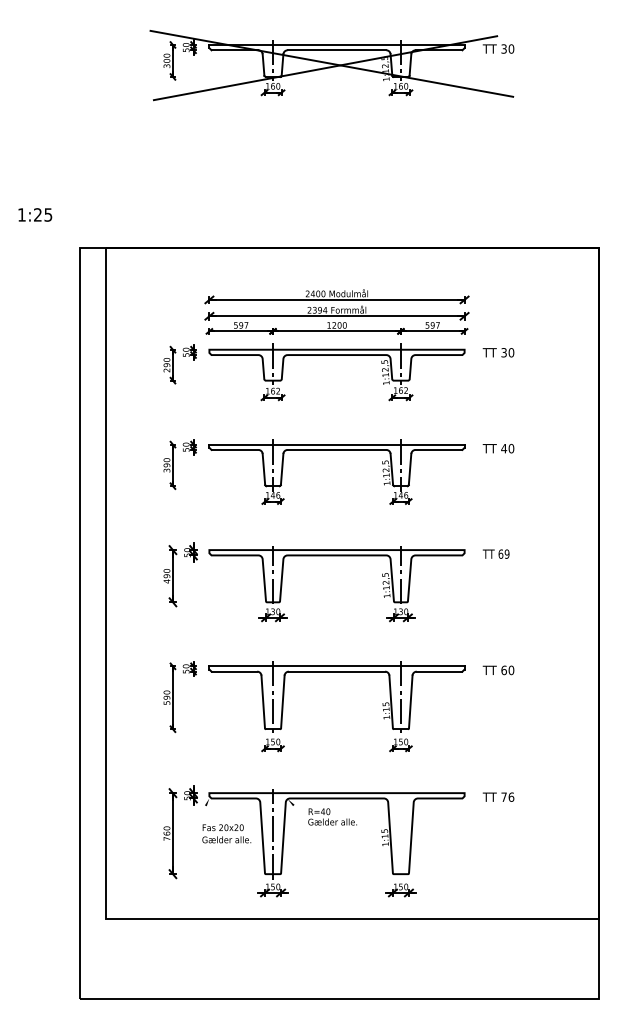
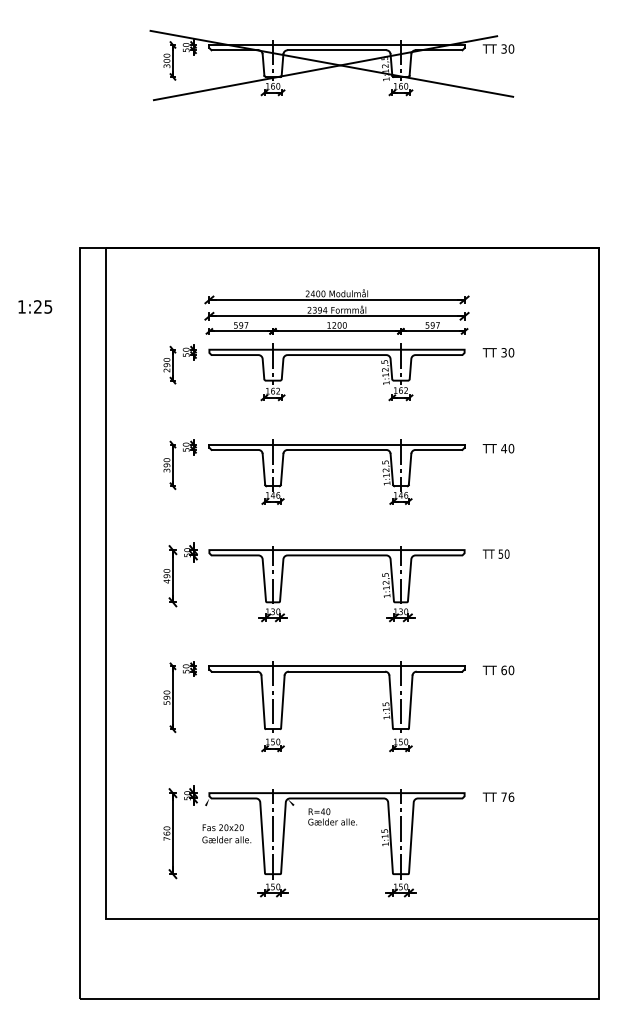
text position: (35, 214) -> (35, 306) (35, 306)
text: 69 -> 50 (503, 553)
line: none -> present (400, 833)
